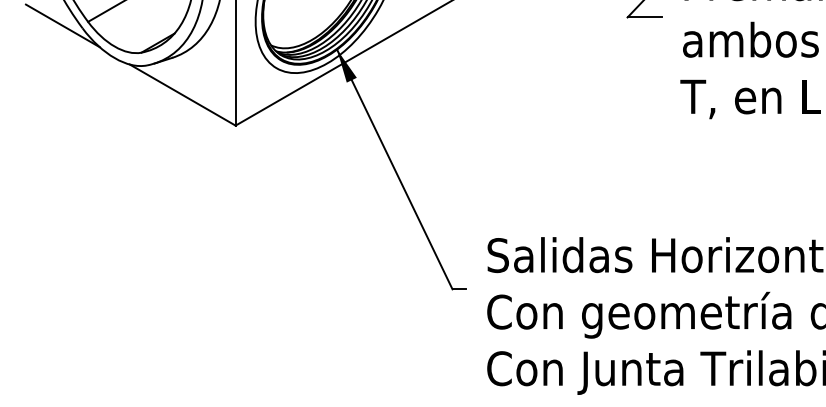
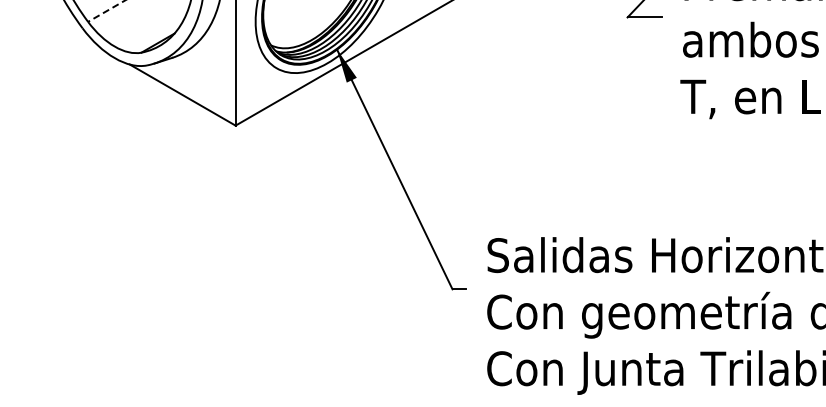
line: solid -> dashed (107, 10)
line: present -> none (62, 25)
